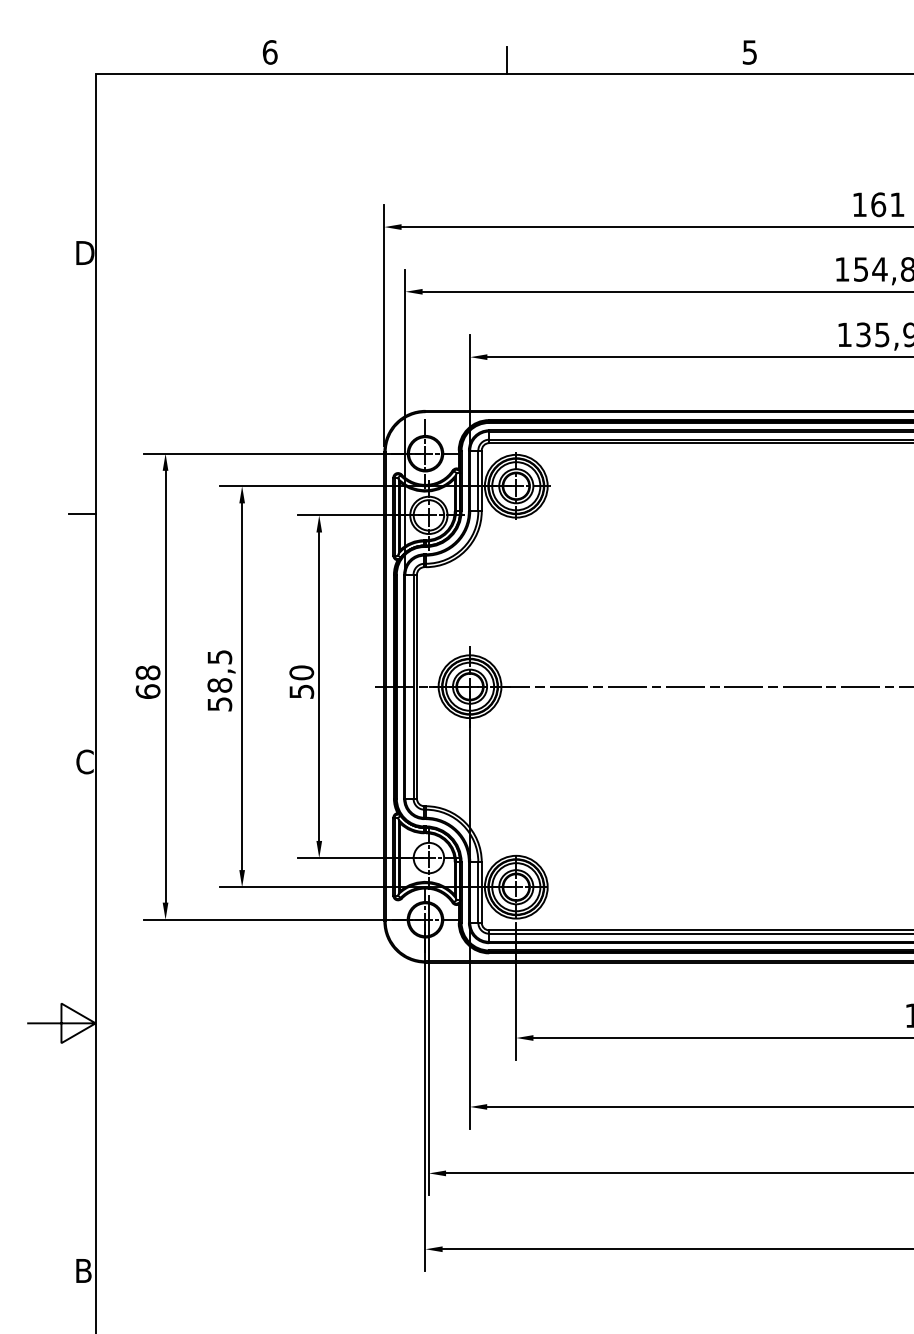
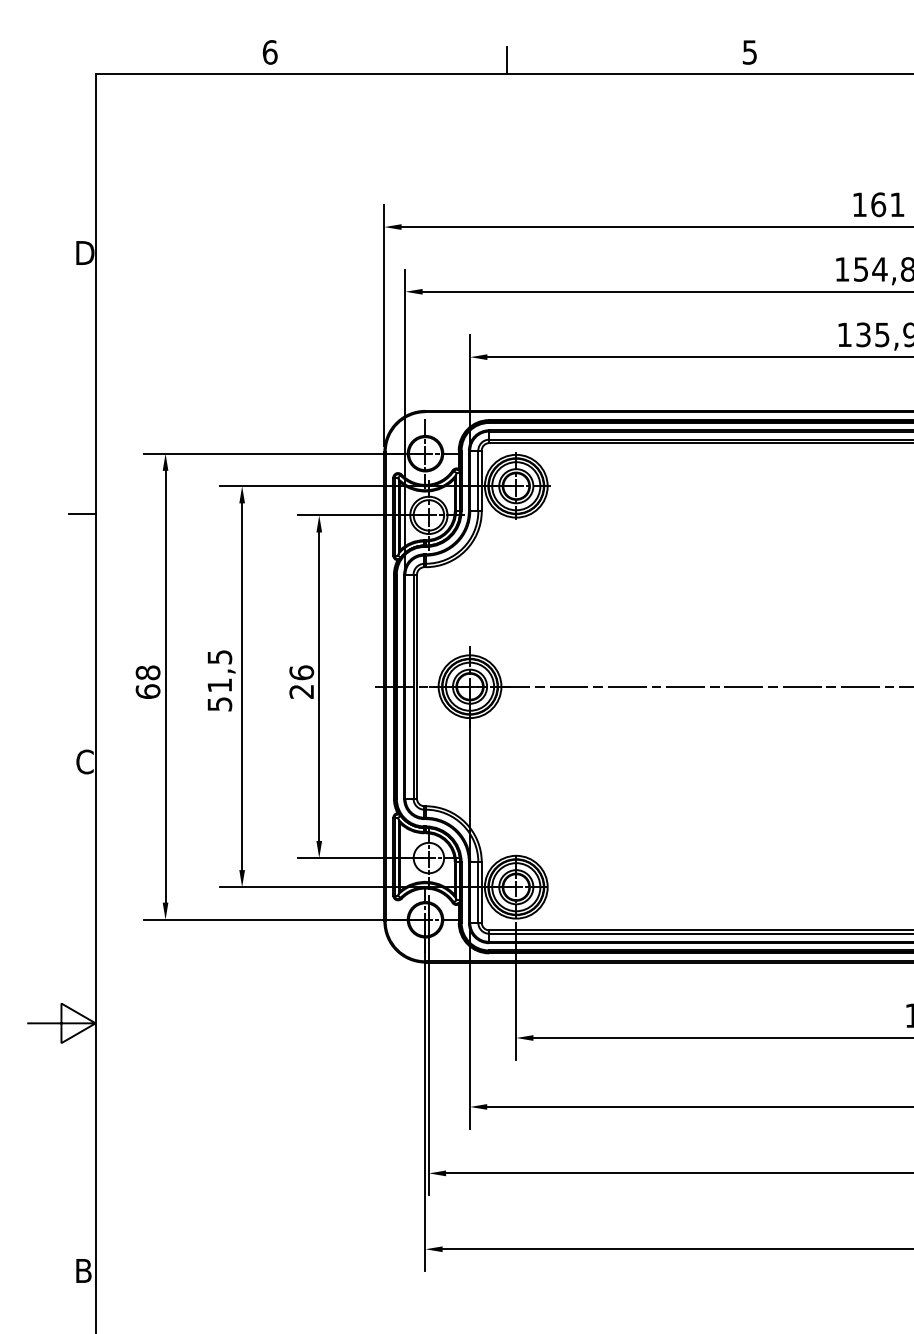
text: 50 -> 26 (301, 681)
text: 58,5 -> 51,5 (219, 685)
